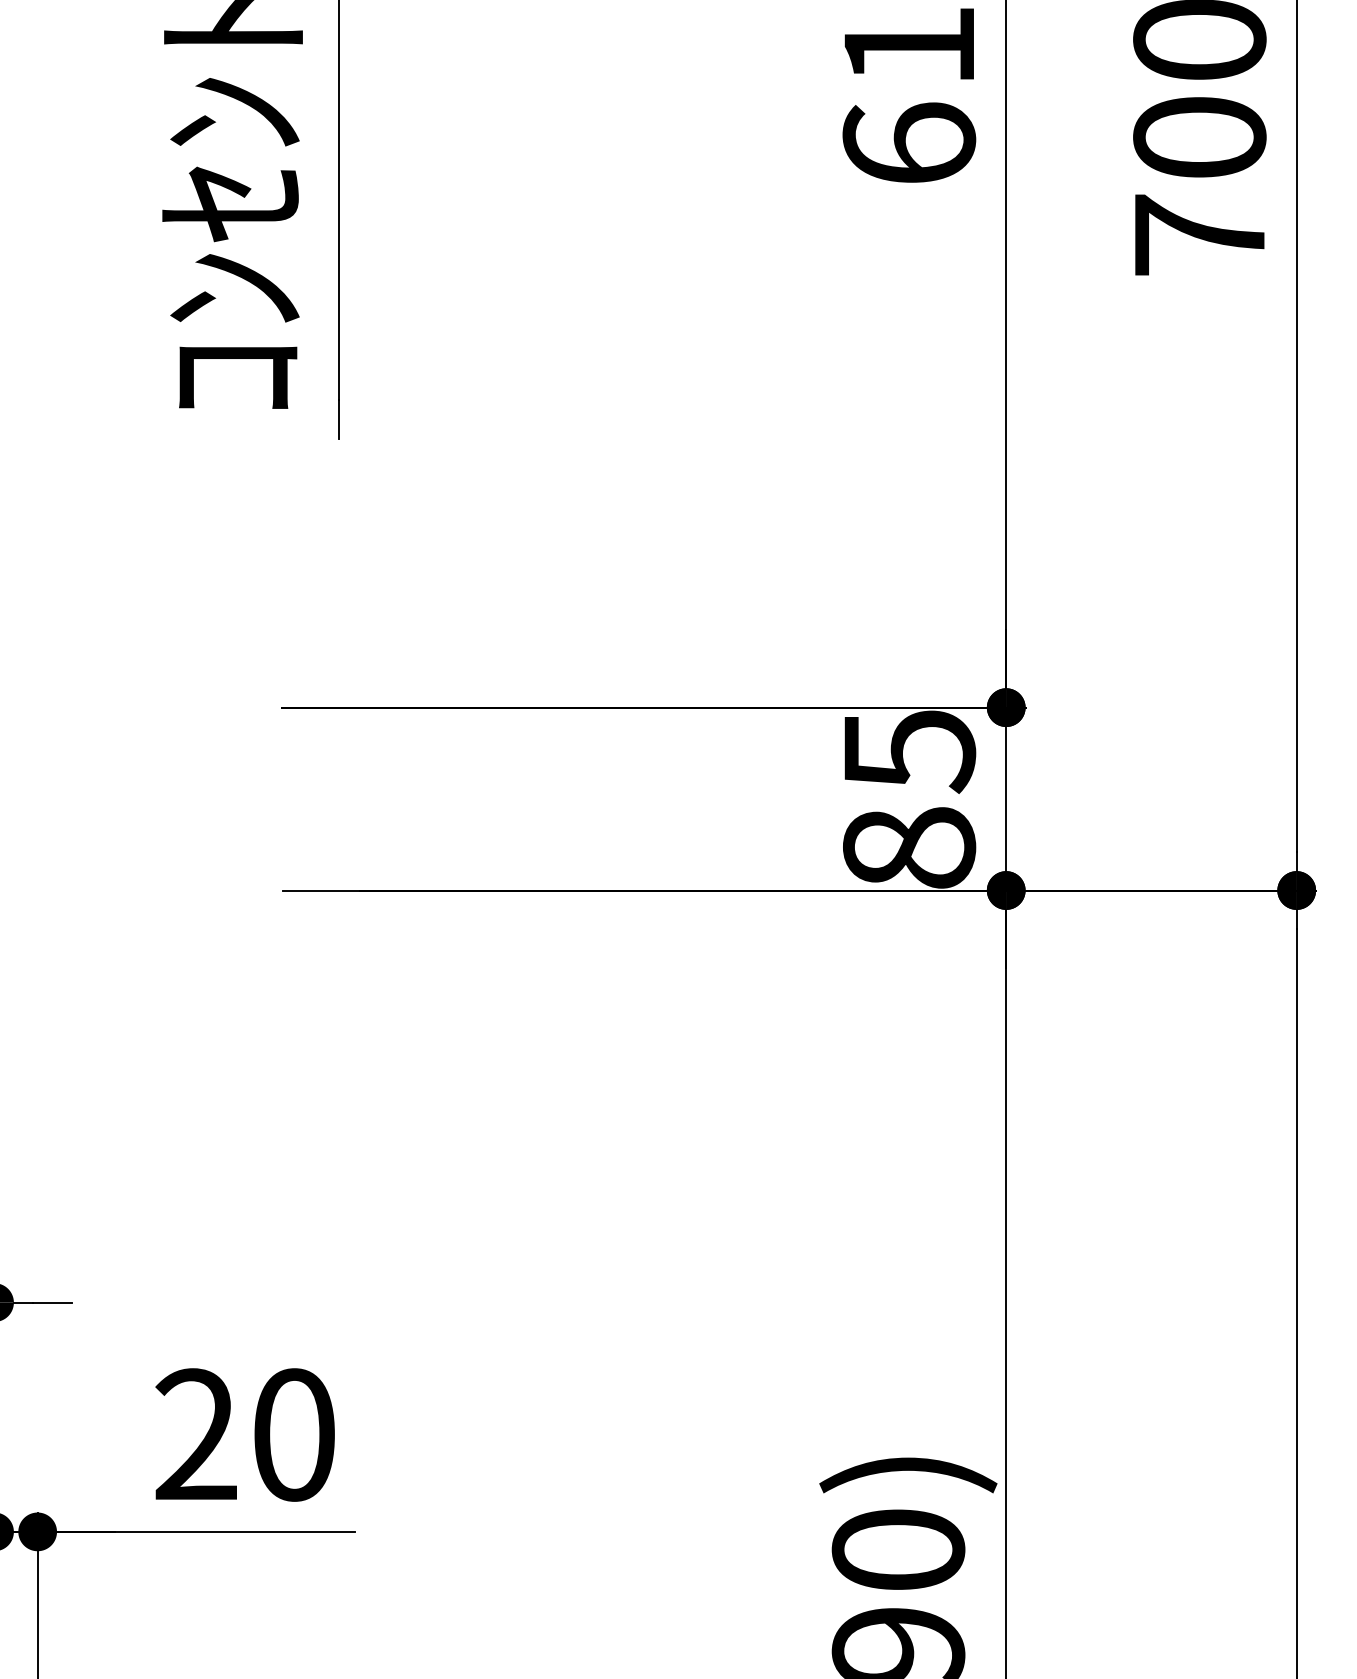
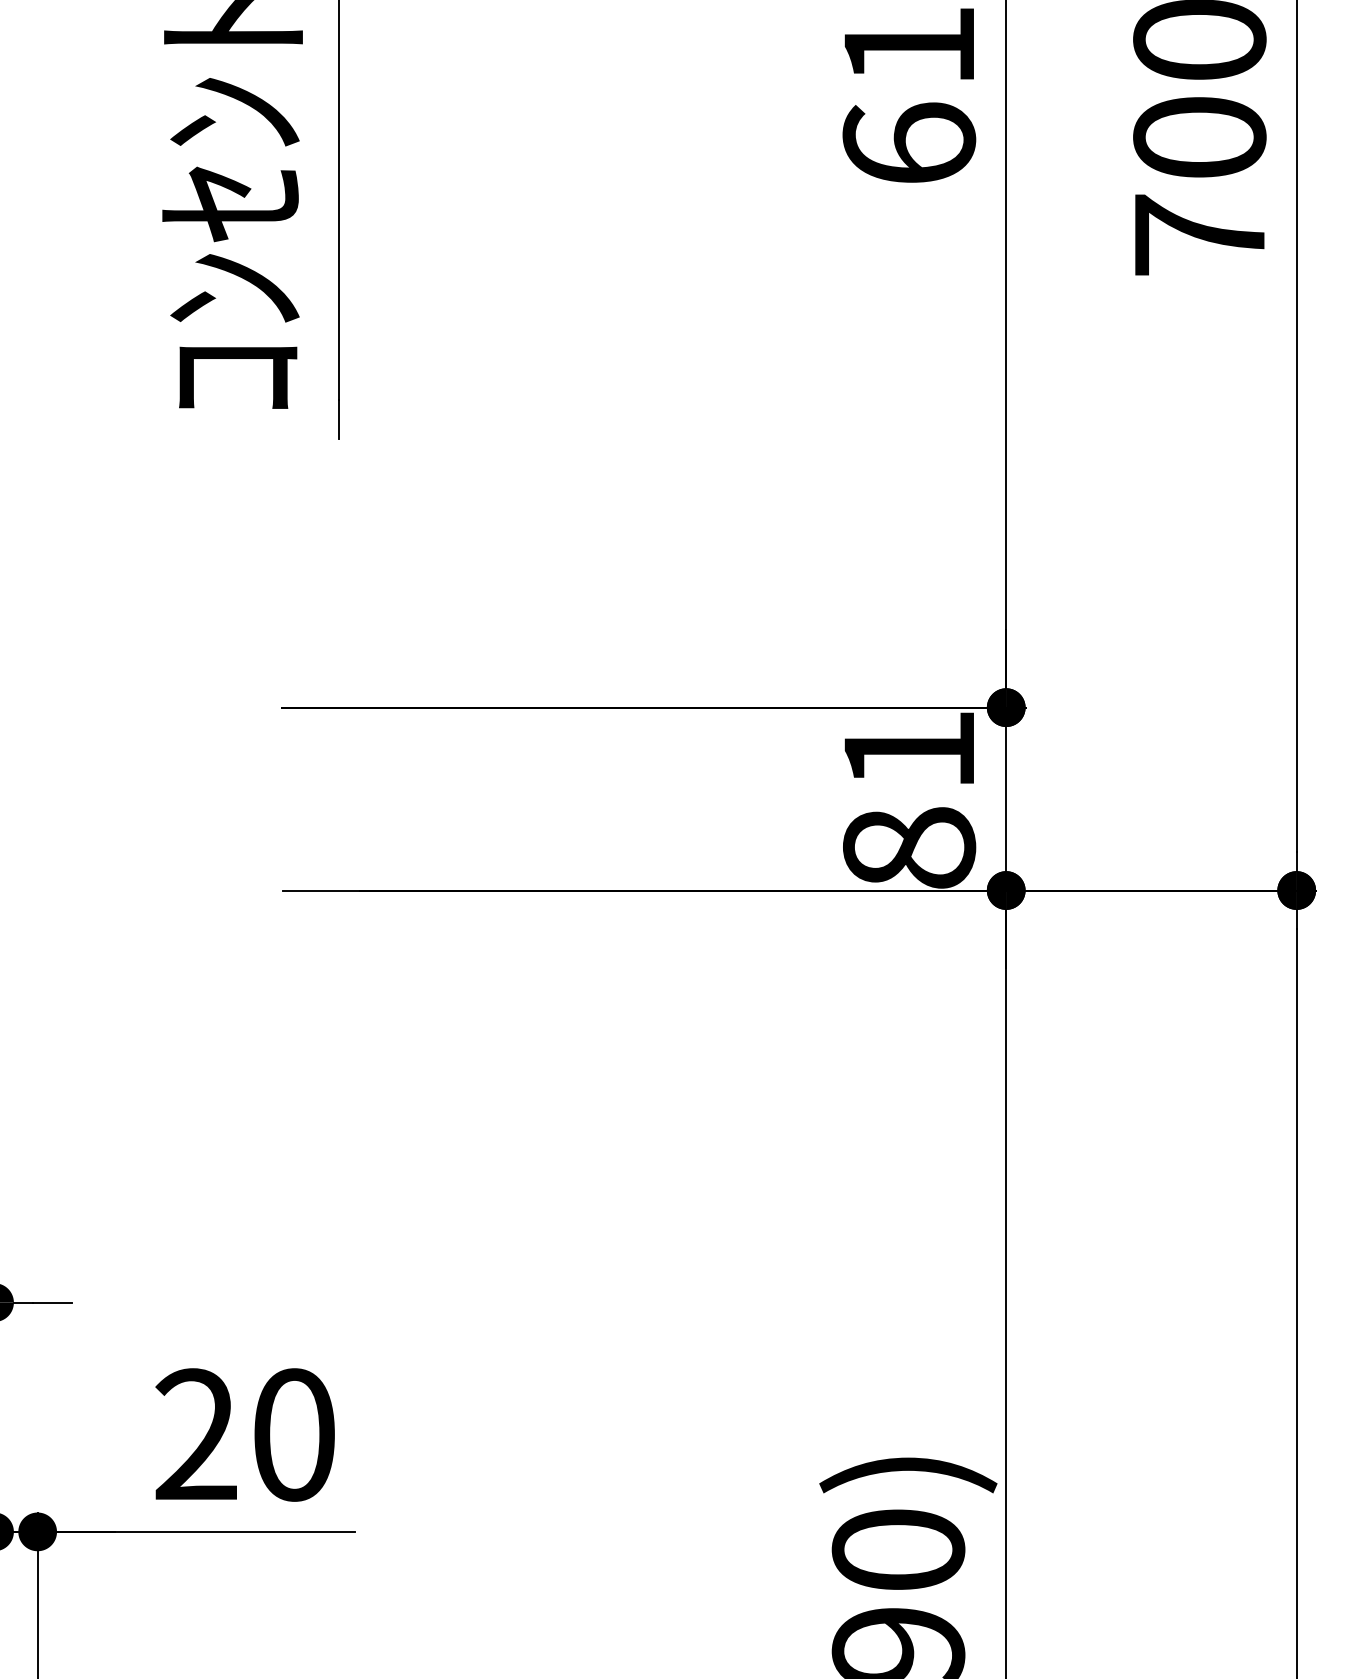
text: 85 -> 81 (910, 751)
